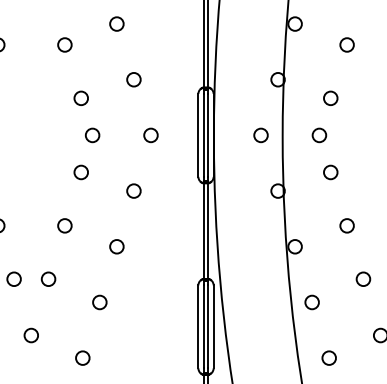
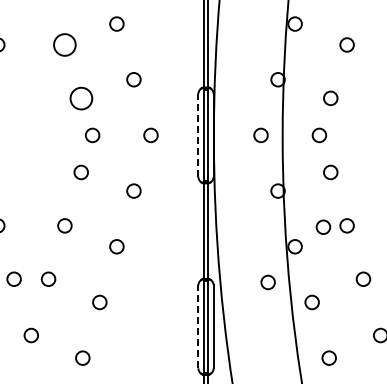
circle size: 16x16 px -> 24x24 px (64, 44)
circle size: 16x16 px -> 25x25 px (81, 98)
line: solid -> dashed (198, 134)
circle: none -> present (323, 226)
circle: none -> present (267, 282)
line: solid -> dashed (198, 326)
